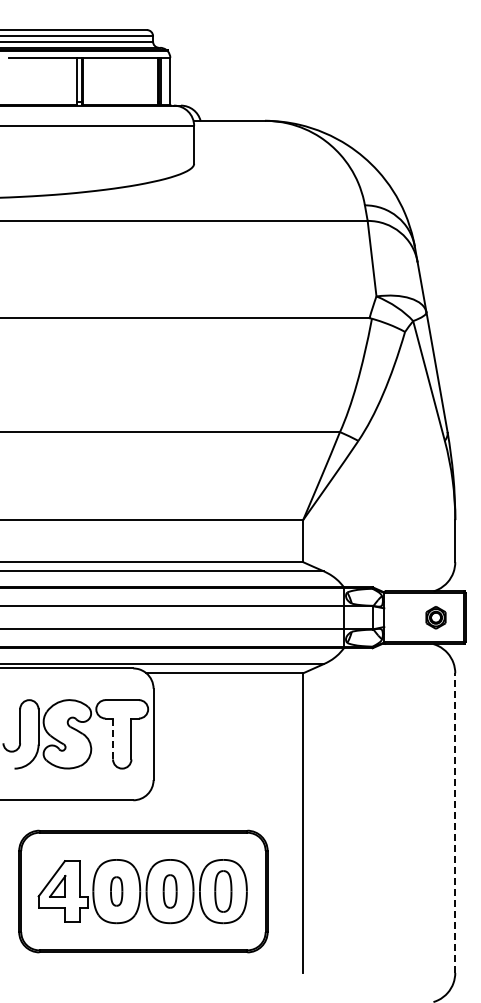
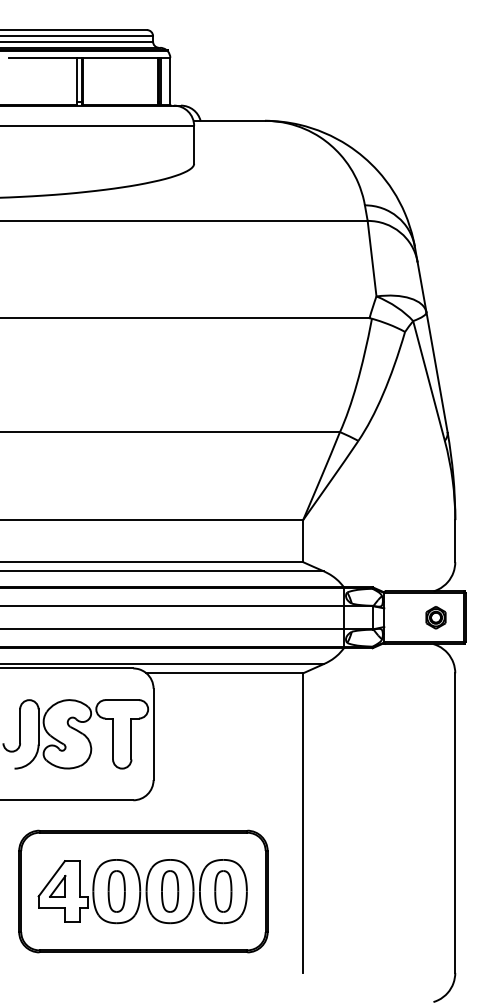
line: dashed -> solid (113, 738)
line: dashed -> solid (455, 823)
part size: 14x31 px -> 19x43 px (116, 891)
part size: 16x35 px -> 19x43 px (170, 891)
